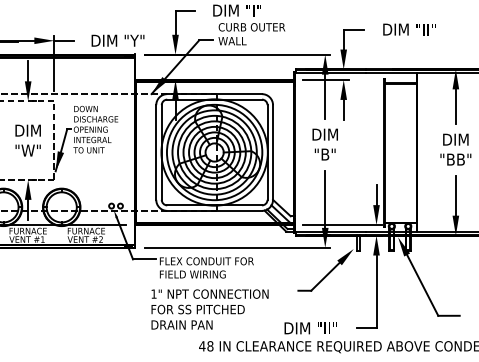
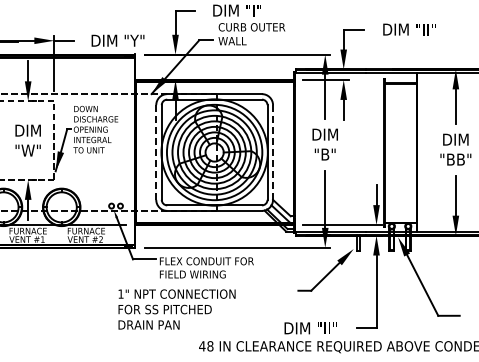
line: solid -> dashed (156, 152)
line: solid -> dashed (273, 152)
text position: (209, 309) -> (176, 309) (176, 309)
